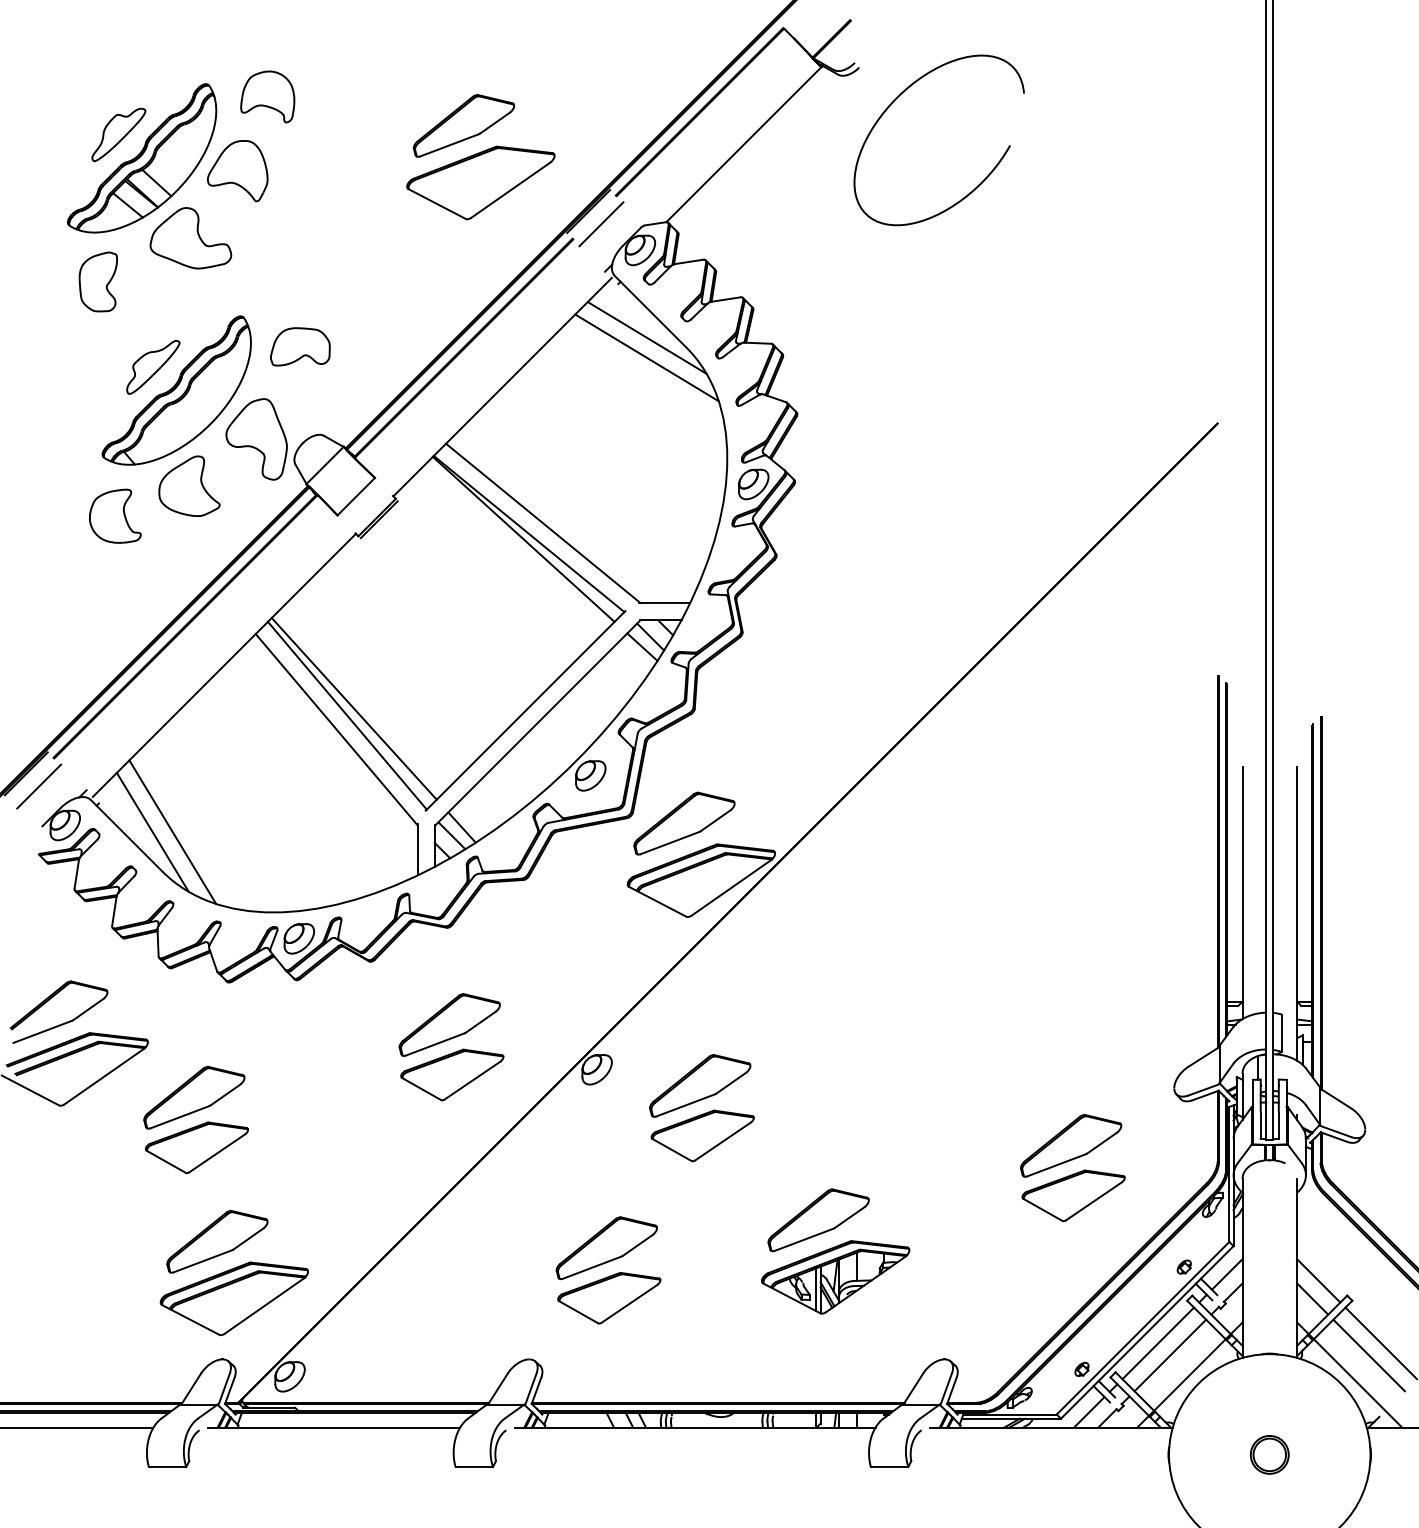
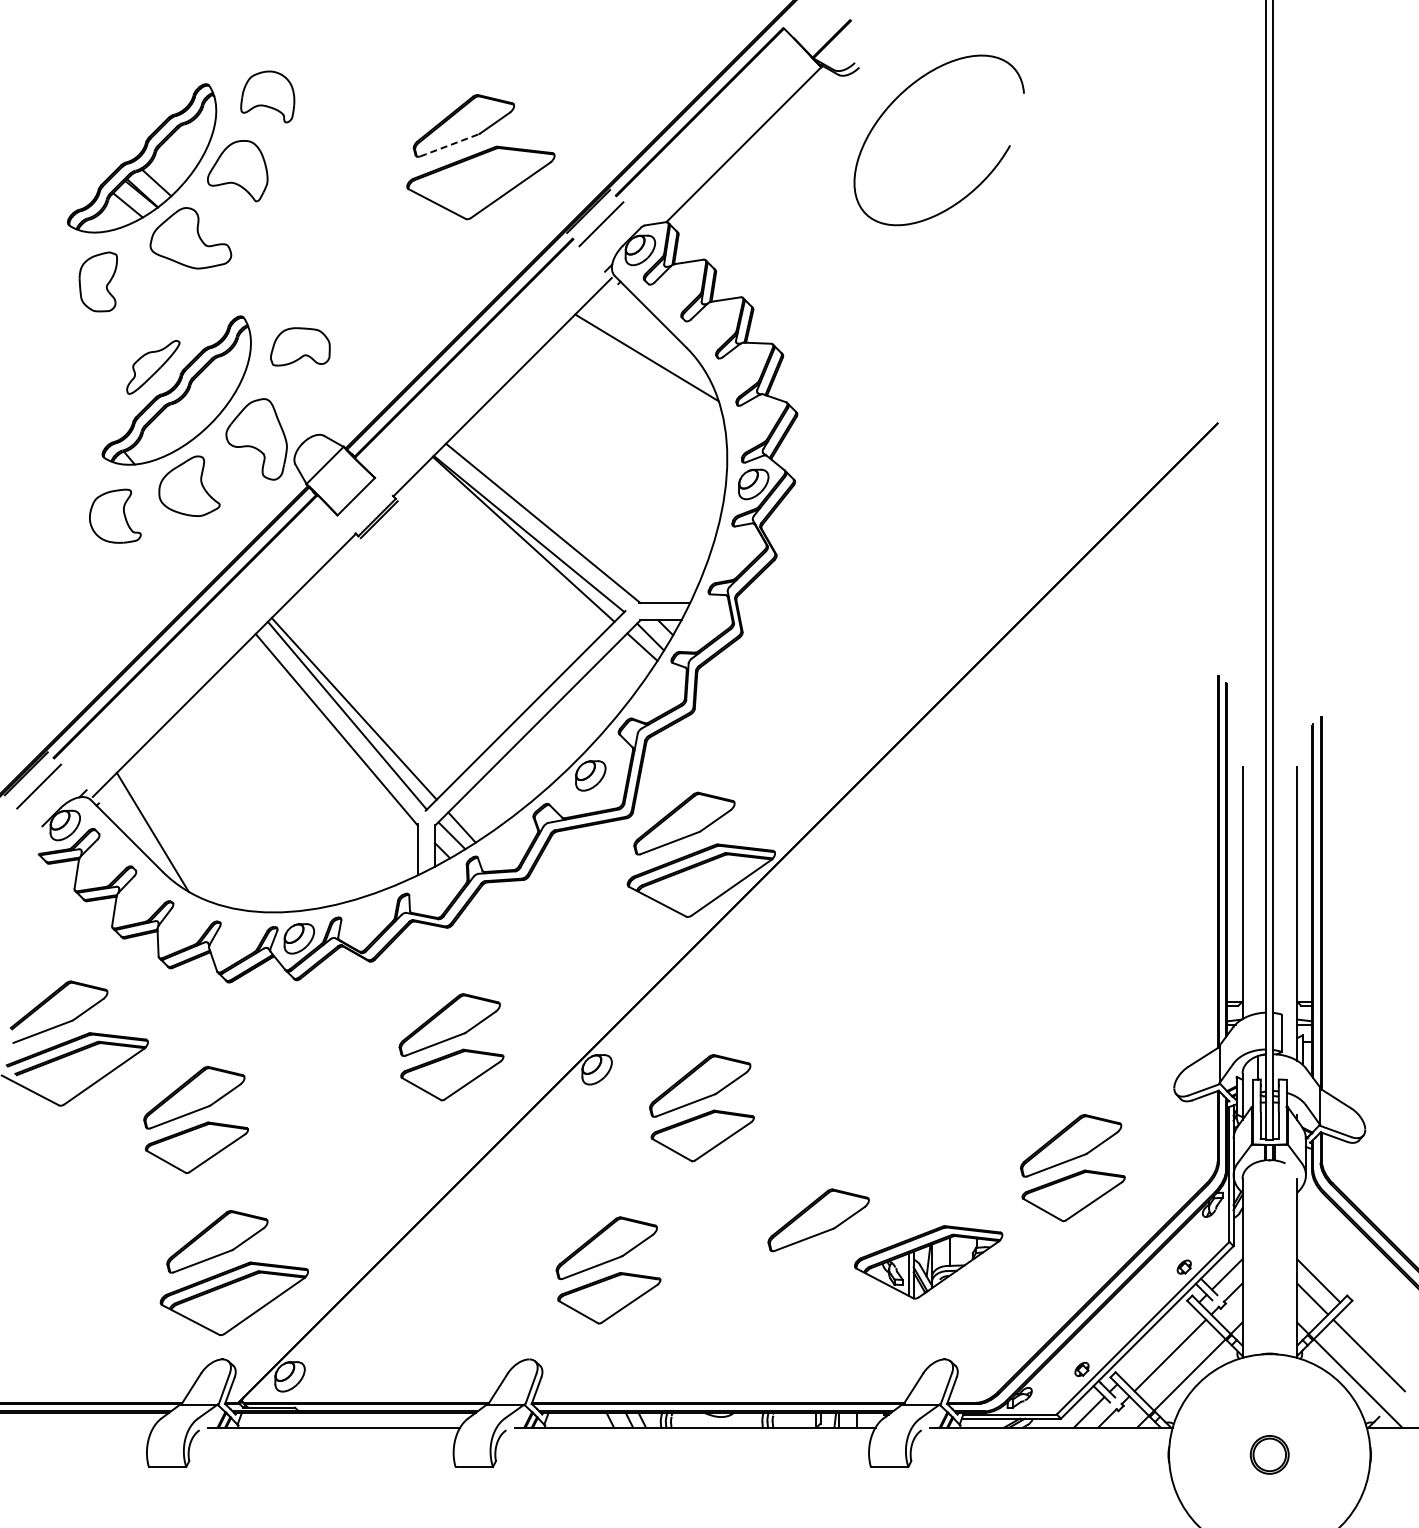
part: present -> none (118, 134)
line: solid -> dashed (449, 145)
line: present -> none (646, 337)
line: present -> none (172, 831)
part position: (835, 1277) -> (928, 1262) (928, 1262)
line: present -> none (1380, 1342)
line: present -> none (1158, 1343)
line: present -> none (77, 1427)
